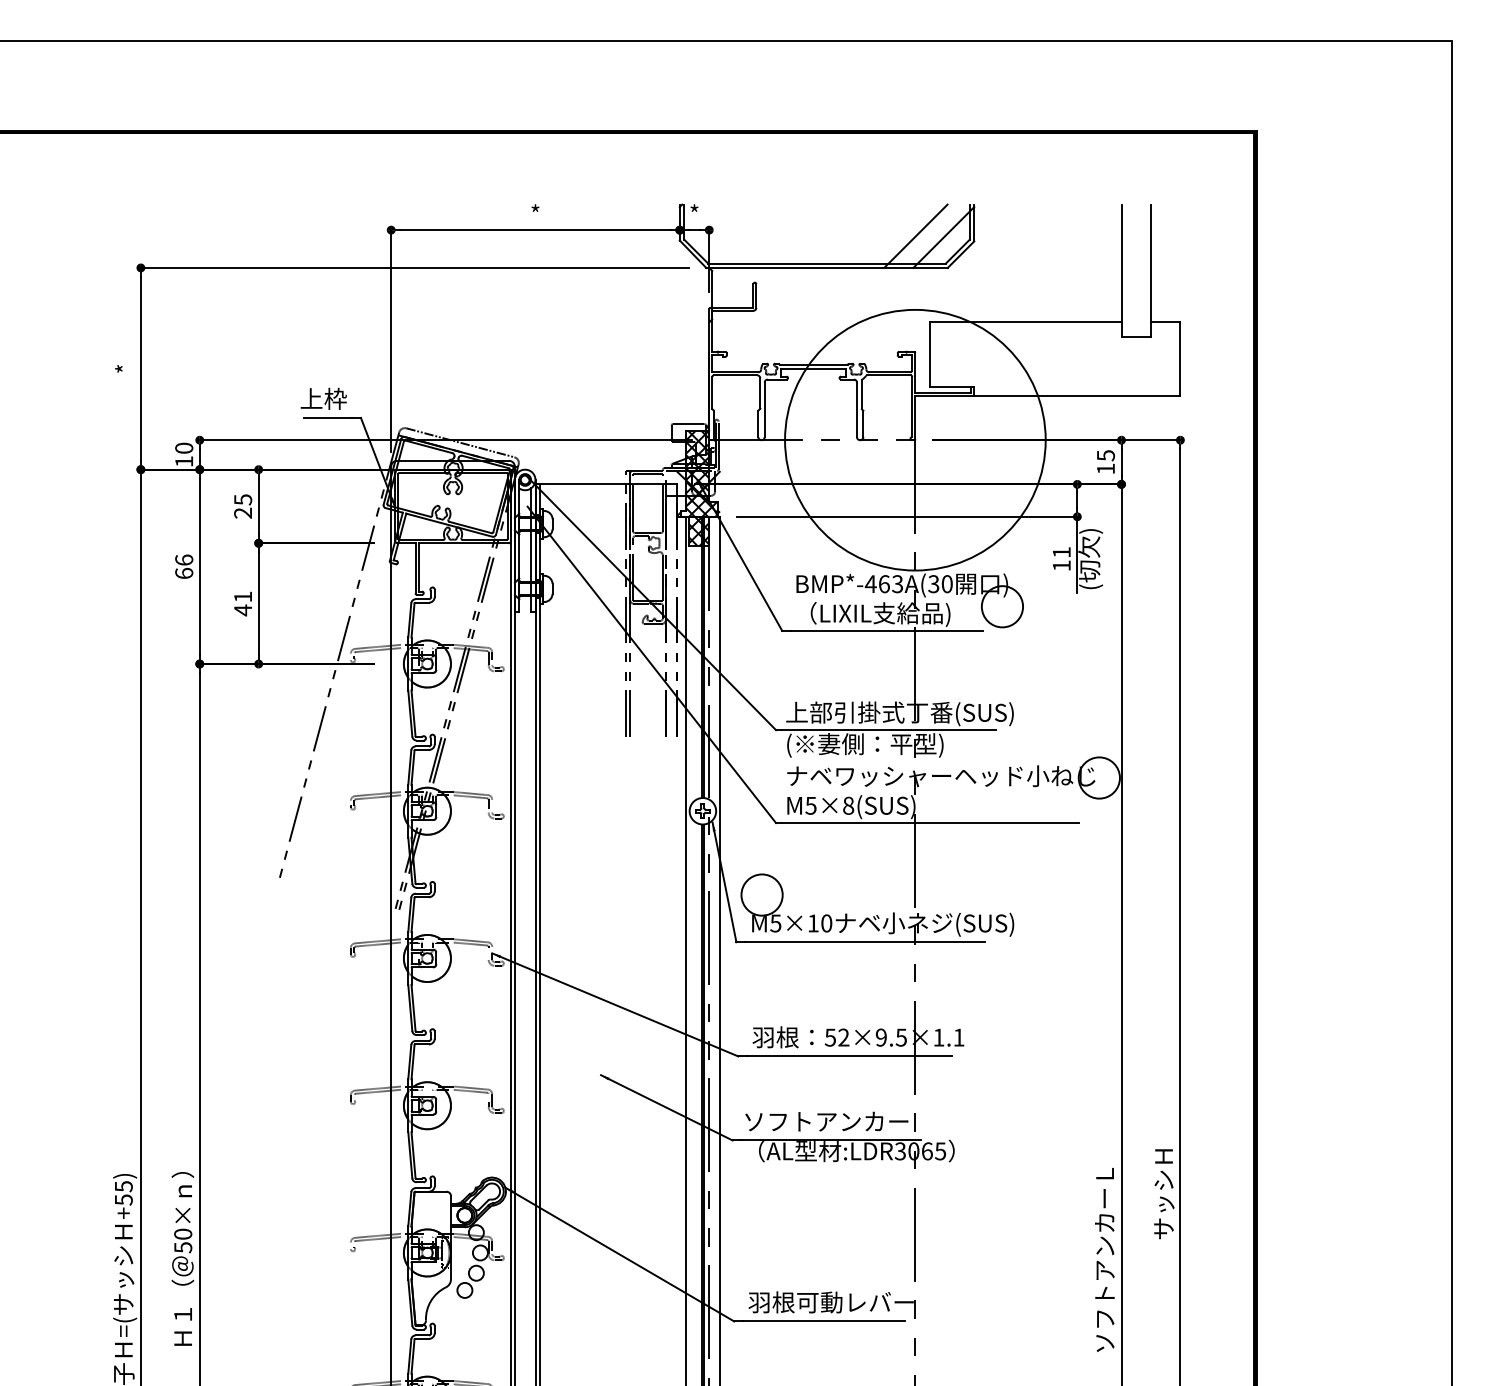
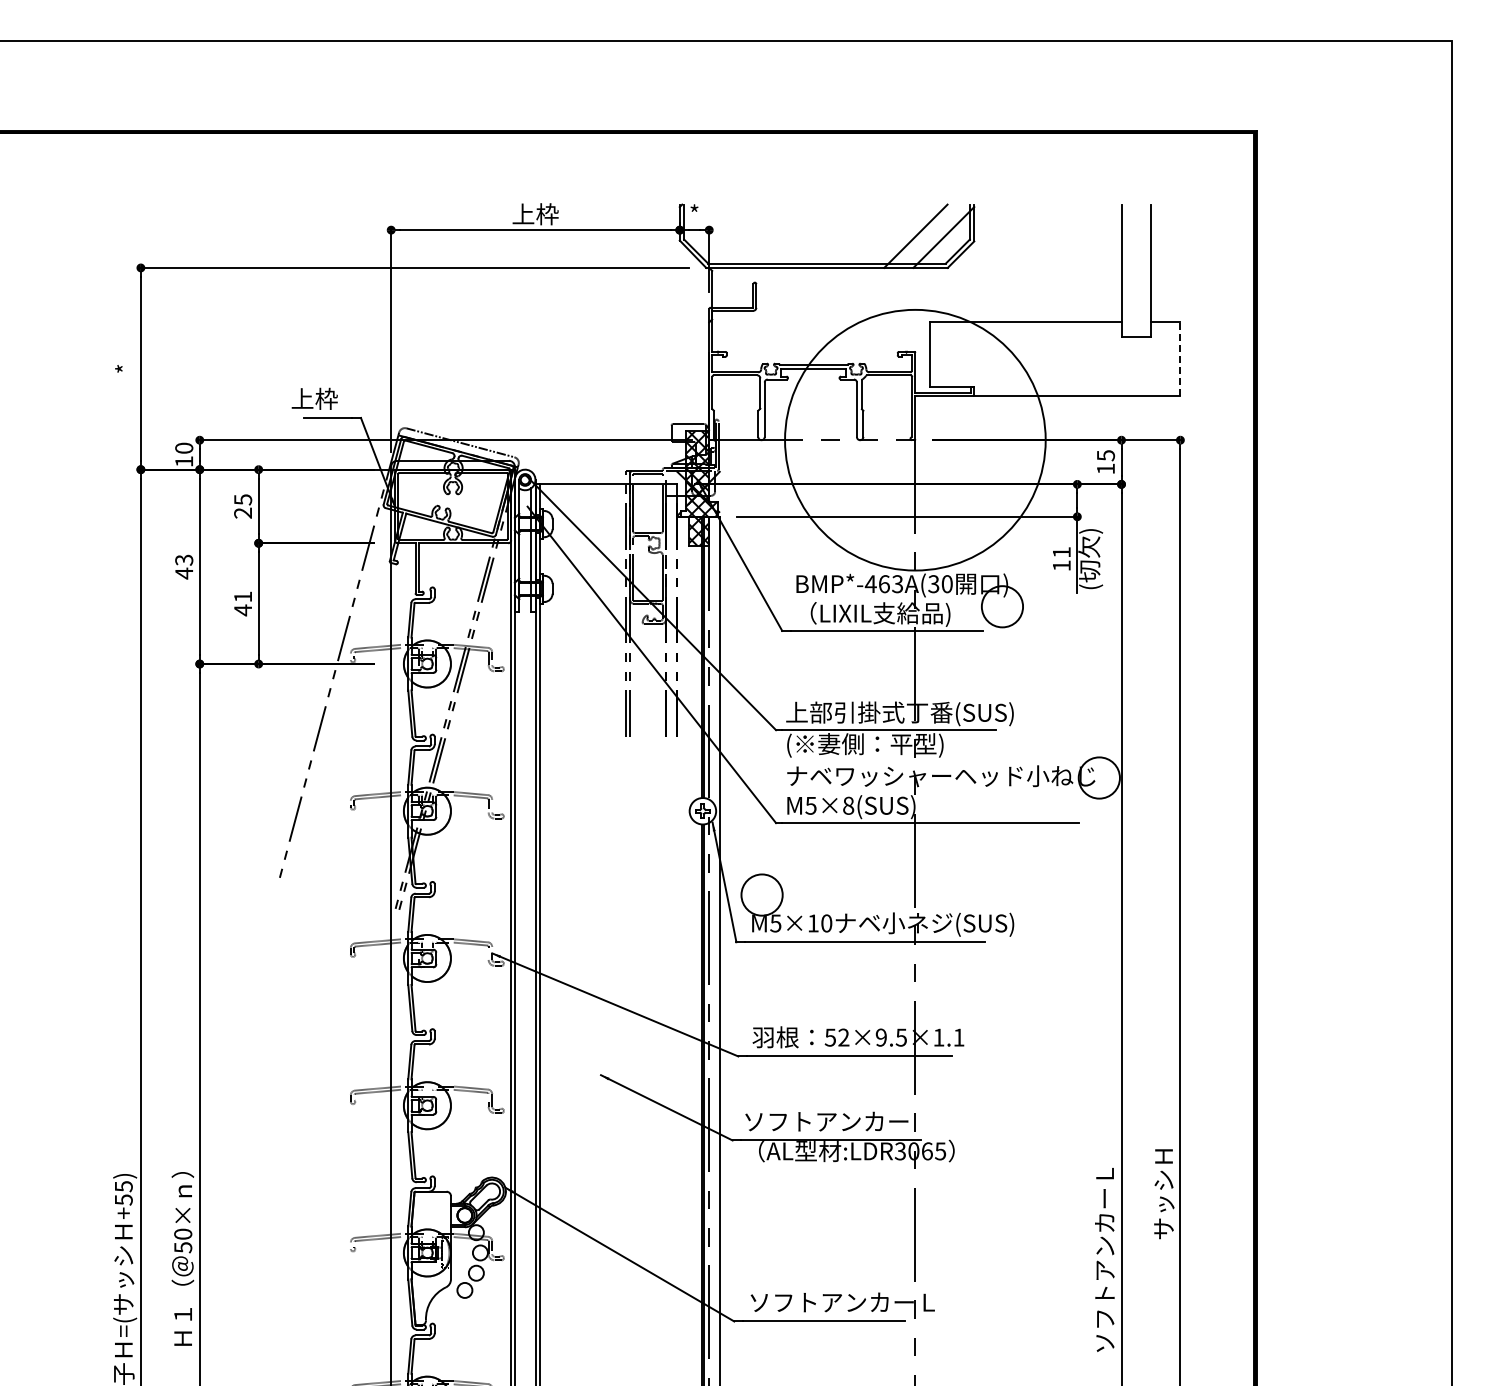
text: * -> 上枠 (535, 214)
line: solid -> dashed (1180, 359)
text position: (323, 398) -> (314, 398) (314, 398)
text: 66 -> 43 (184, 566)
line: present -> none (685, 949)
text: 羽根可動レバー -> ソフトアンカーＬ (841, 1302)
